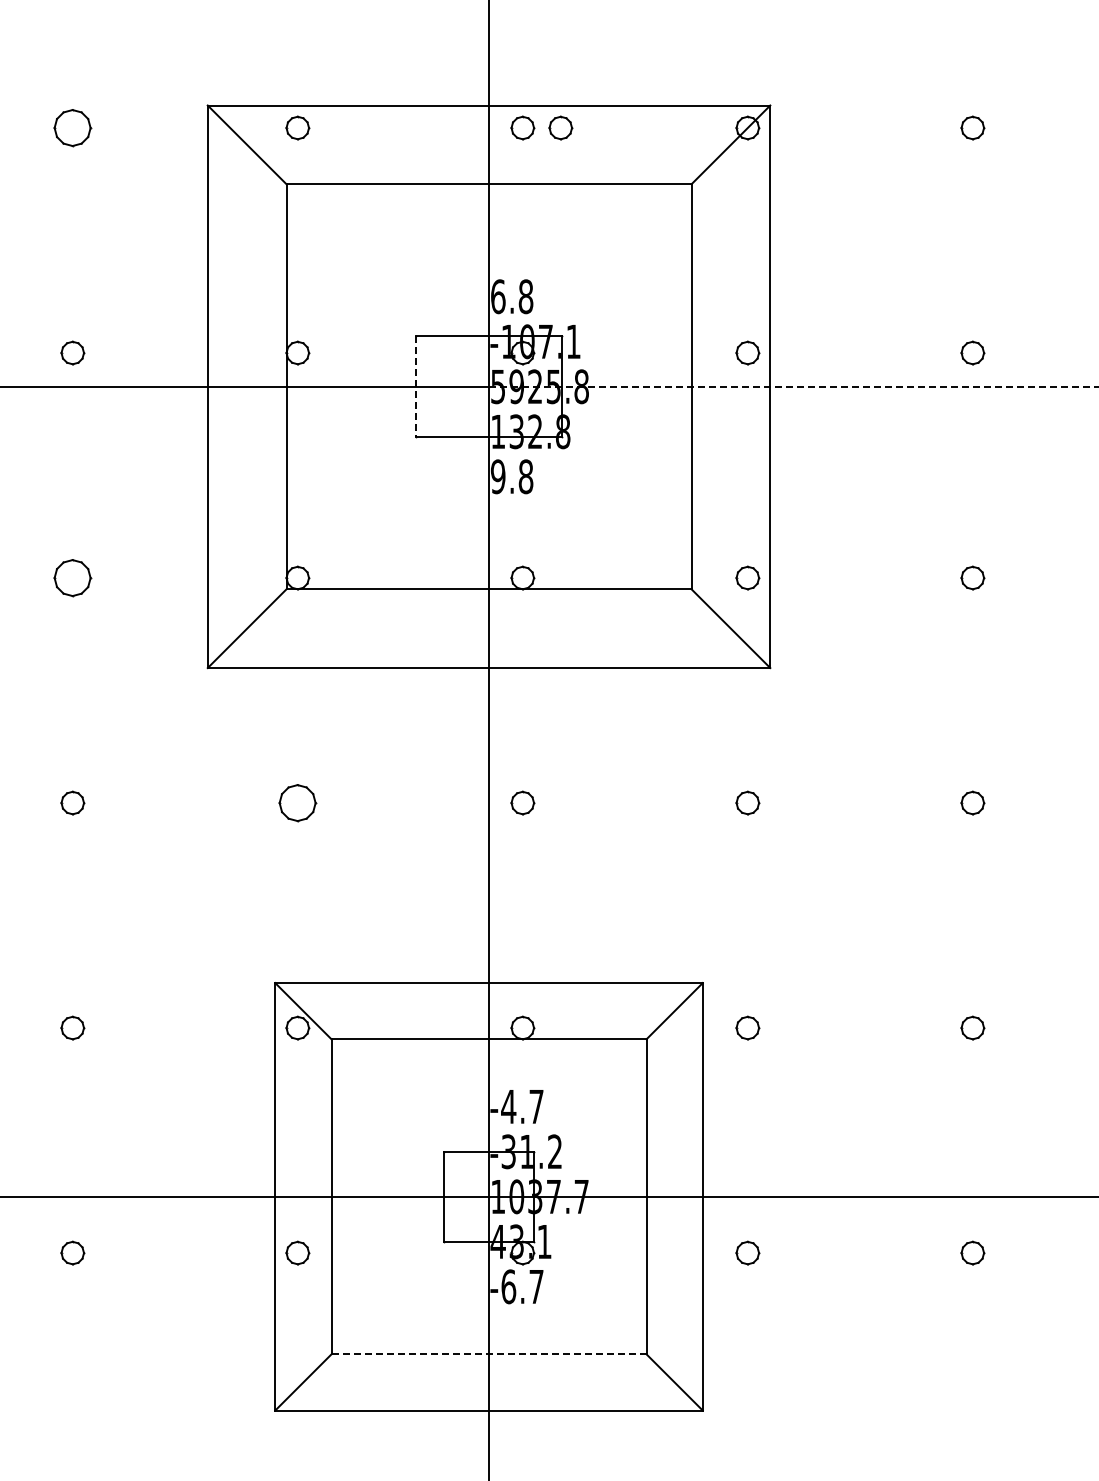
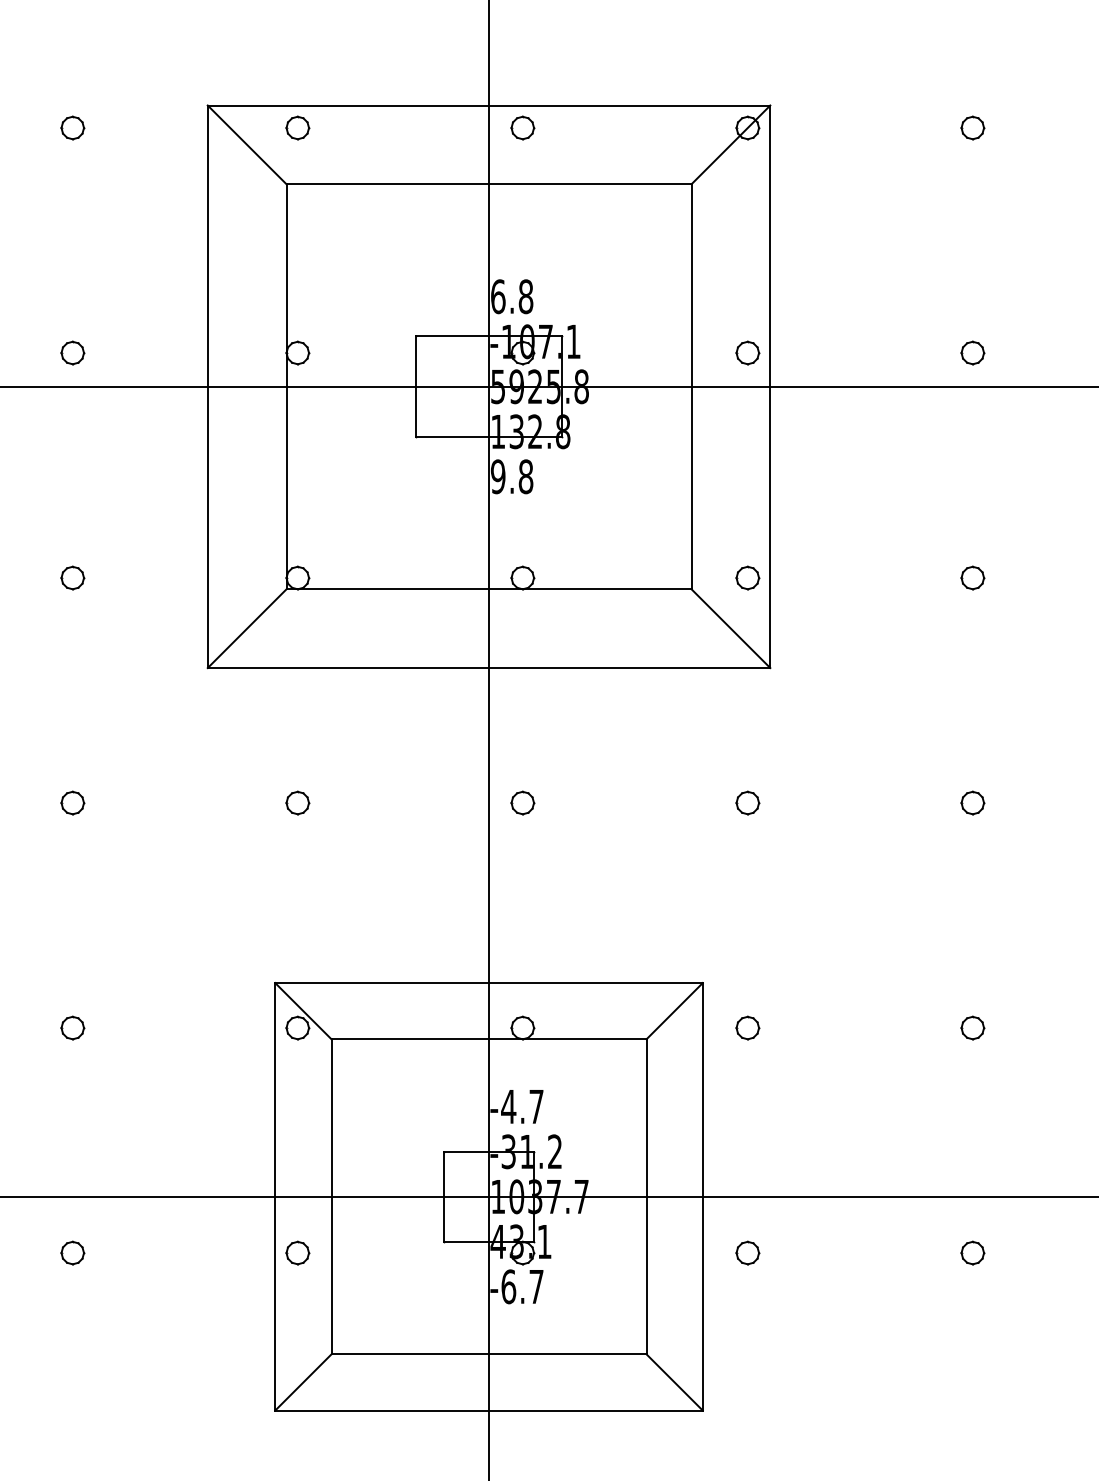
part: present -> none (560, 127)
part size: 40x39 px -> 26x26 px (72, 127)
line: dashed -> solid (415, 386)
line: dashed -> solid (793, 386)
part size: 40x39 px -> 26x26 px (72, 577)
part size: 40x39 px -> 26x26 px (297, 802)
line: dashed -> solid (489, 1354)
